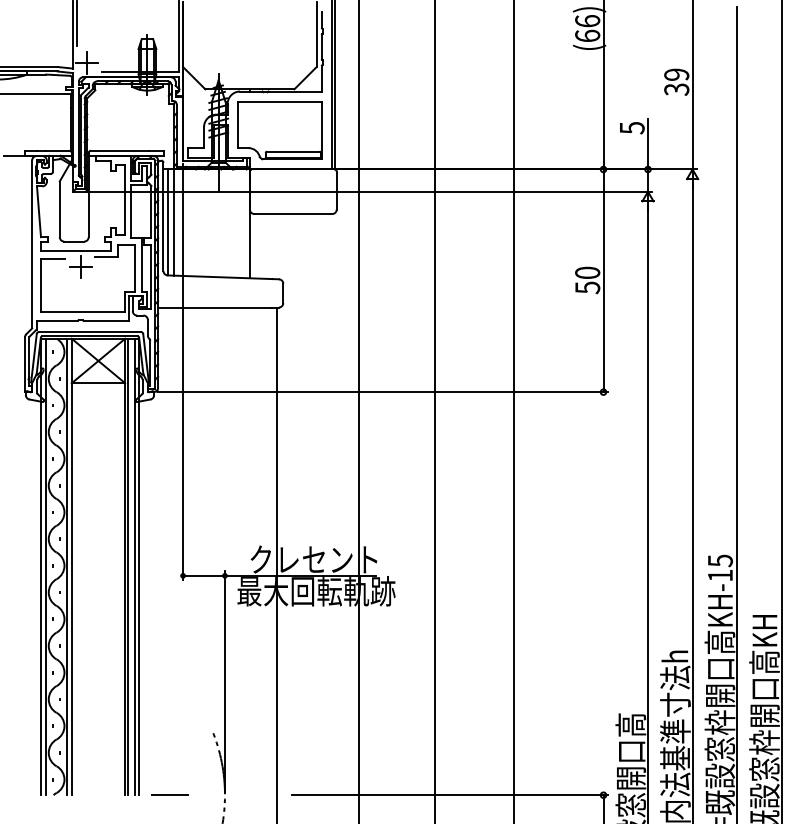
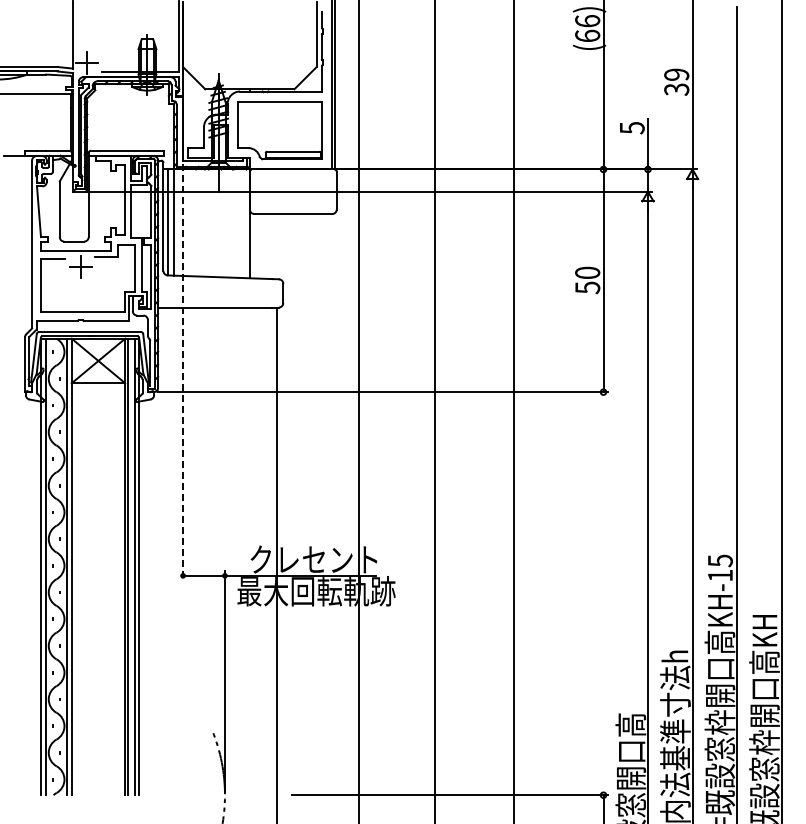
line: present -> none (77, 23)
line: solid -> dashed (183, 372)
line: present -> none (169, 794)
